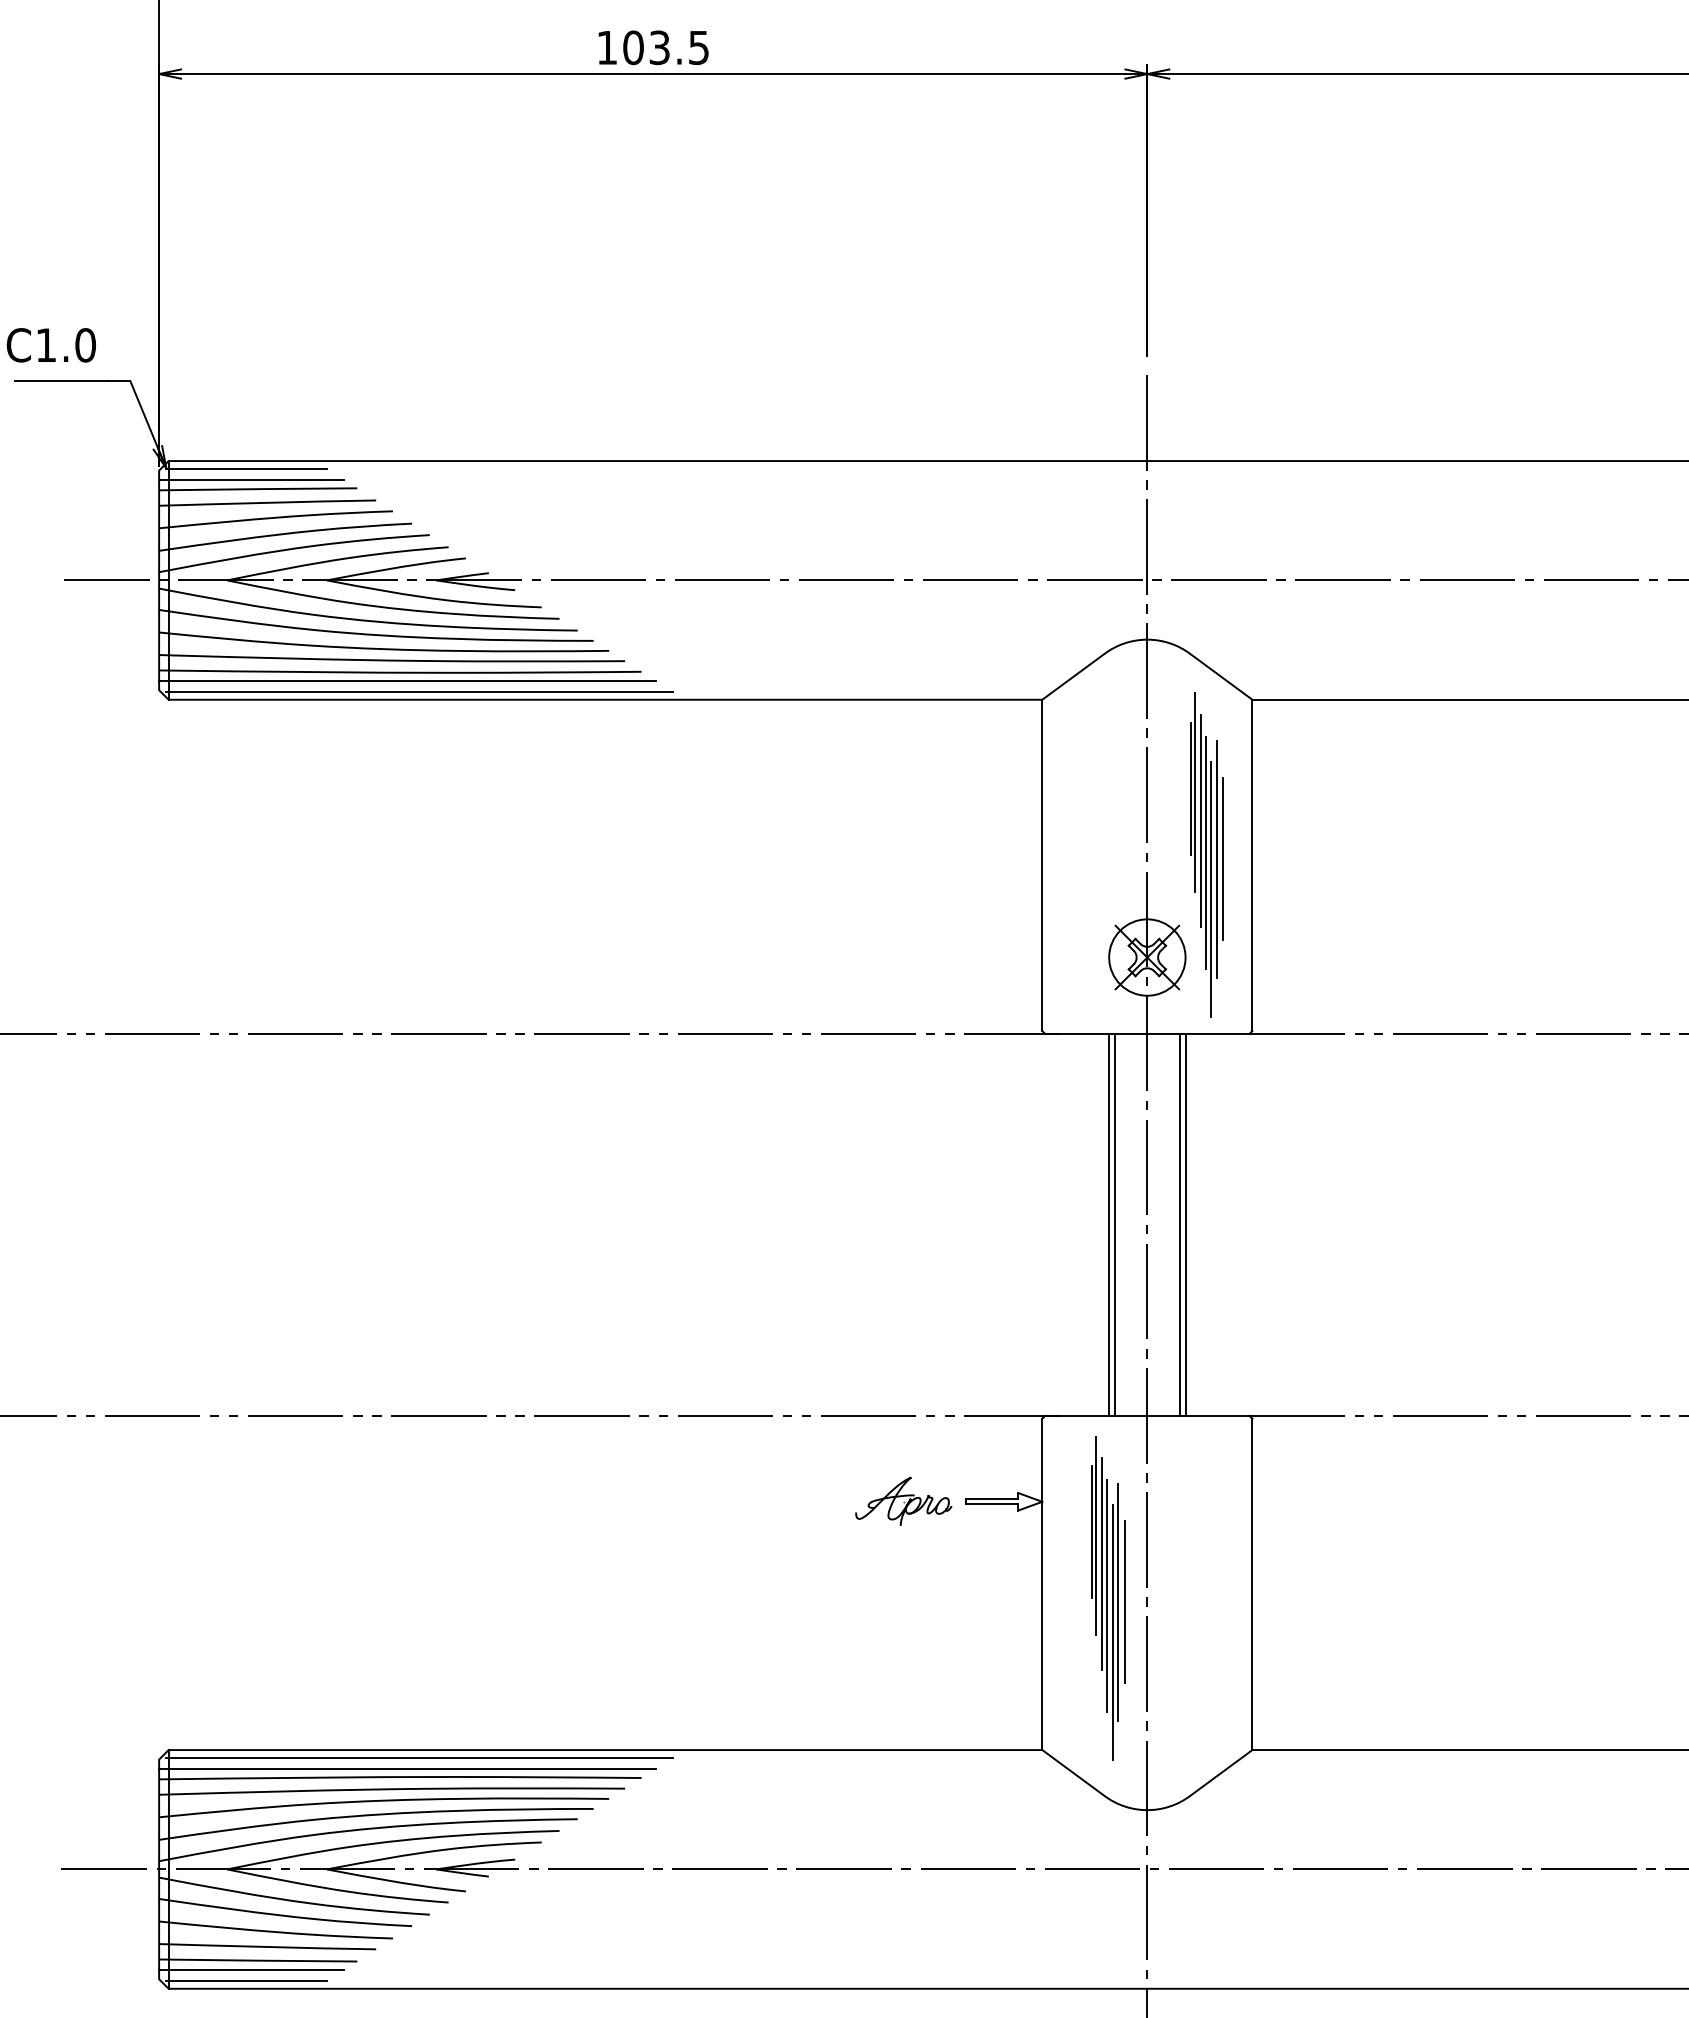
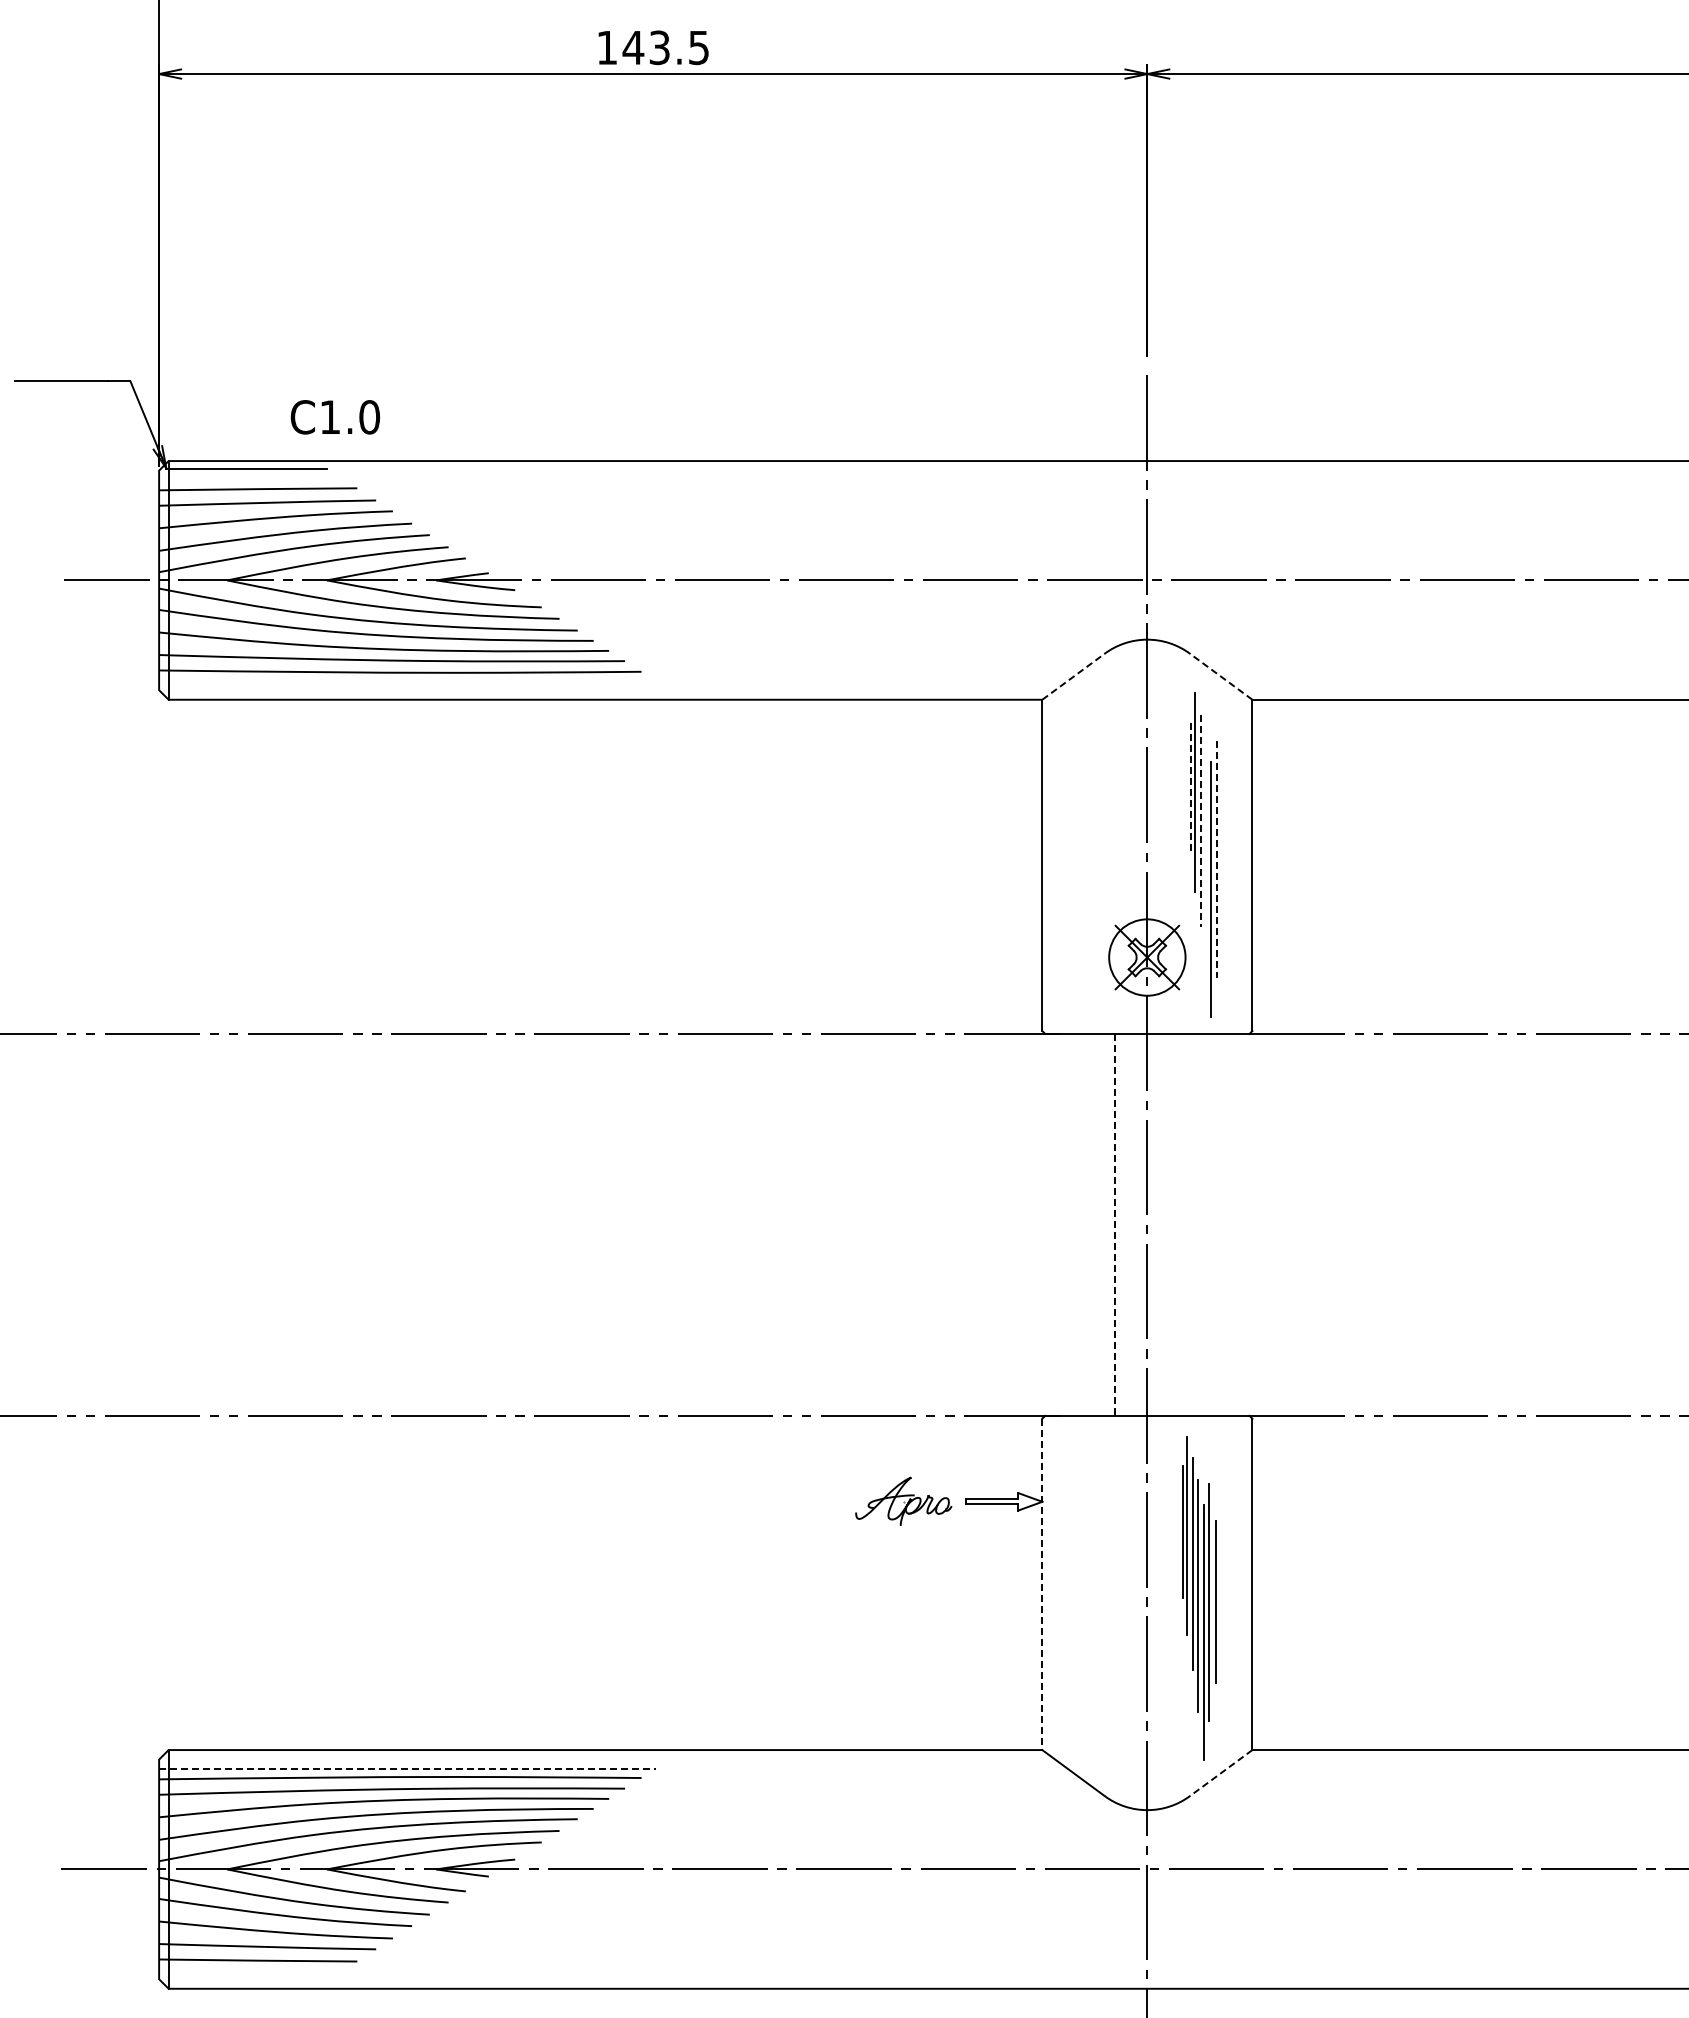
text: 103.5 -> 143.5 (633, 47)
text position: (50, 345) -> (334, 417) (334, 417)
line: present -> none (251, 479)
line: solid -> dashed (1073, 676)
line: solid -> dashed (1221, 676)
line: present -> none (407, 681)
line: present -> none (418, 691)
line: solid -> dashed (1190, 789)
line: solid -> dashed (1200, 820)
line: present -> none (1205, 852)
line: present -> none (1223, 858)
line: solid -> dashed (1216, 859)
line: present -> none (1109, 1224)
line: solid -> dashed (1115, 1224)
line: present -> none (1179, 1224)
line: present -> none (1185, 1224)
line: solid -> dashed (1042, 1584)
part position: (1108, 1598) -> (1199, 1598) (1199, 1598)
line: present -> none (418, 1758)
line: solid -> dashed (408, 1768)
line: solid -> dashed (1221, 1773)
line: present -> none (251, 1970)
line: present -> none (246, 1980)
